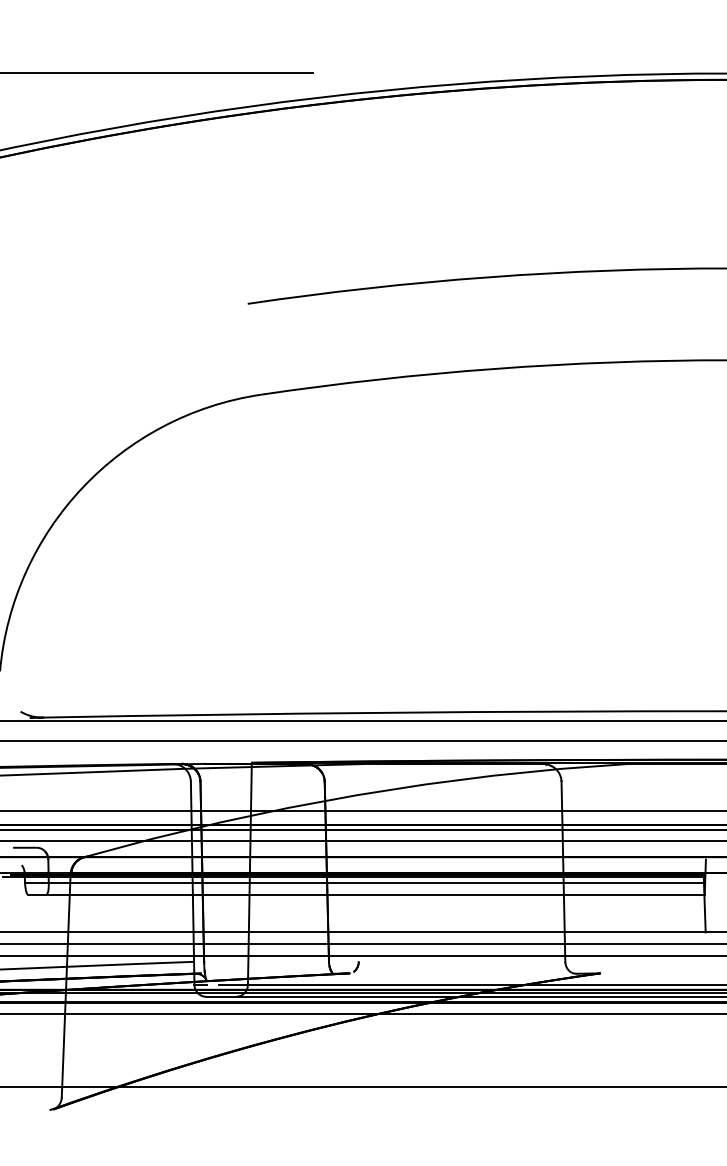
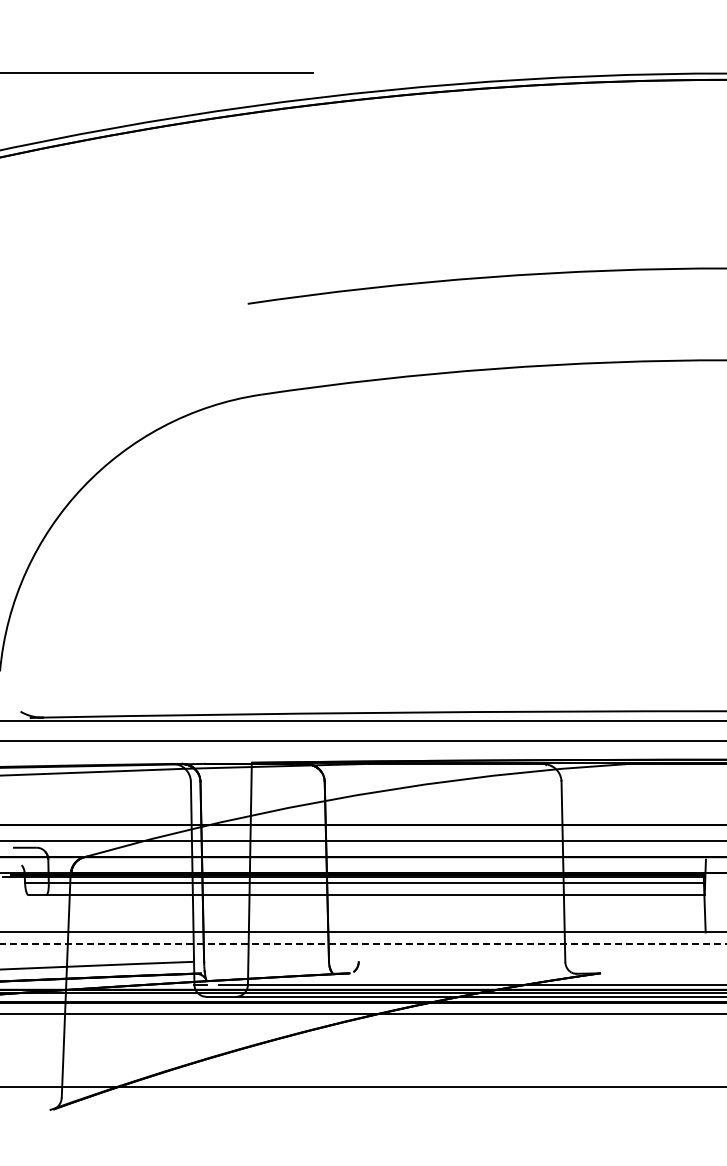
line: present -> none (362, 811)
line: present -> none (362, 829)
line: solid -> dashed (363, 943)
line: present -> none (362, 955)
